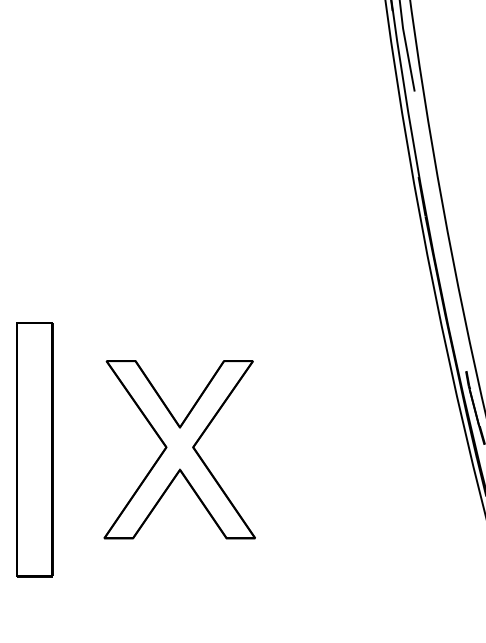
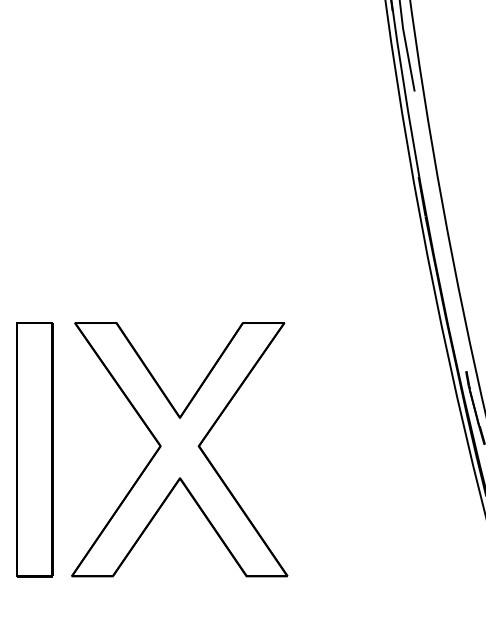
part size: 153x180 px -> 218x256 px (179, 449)
